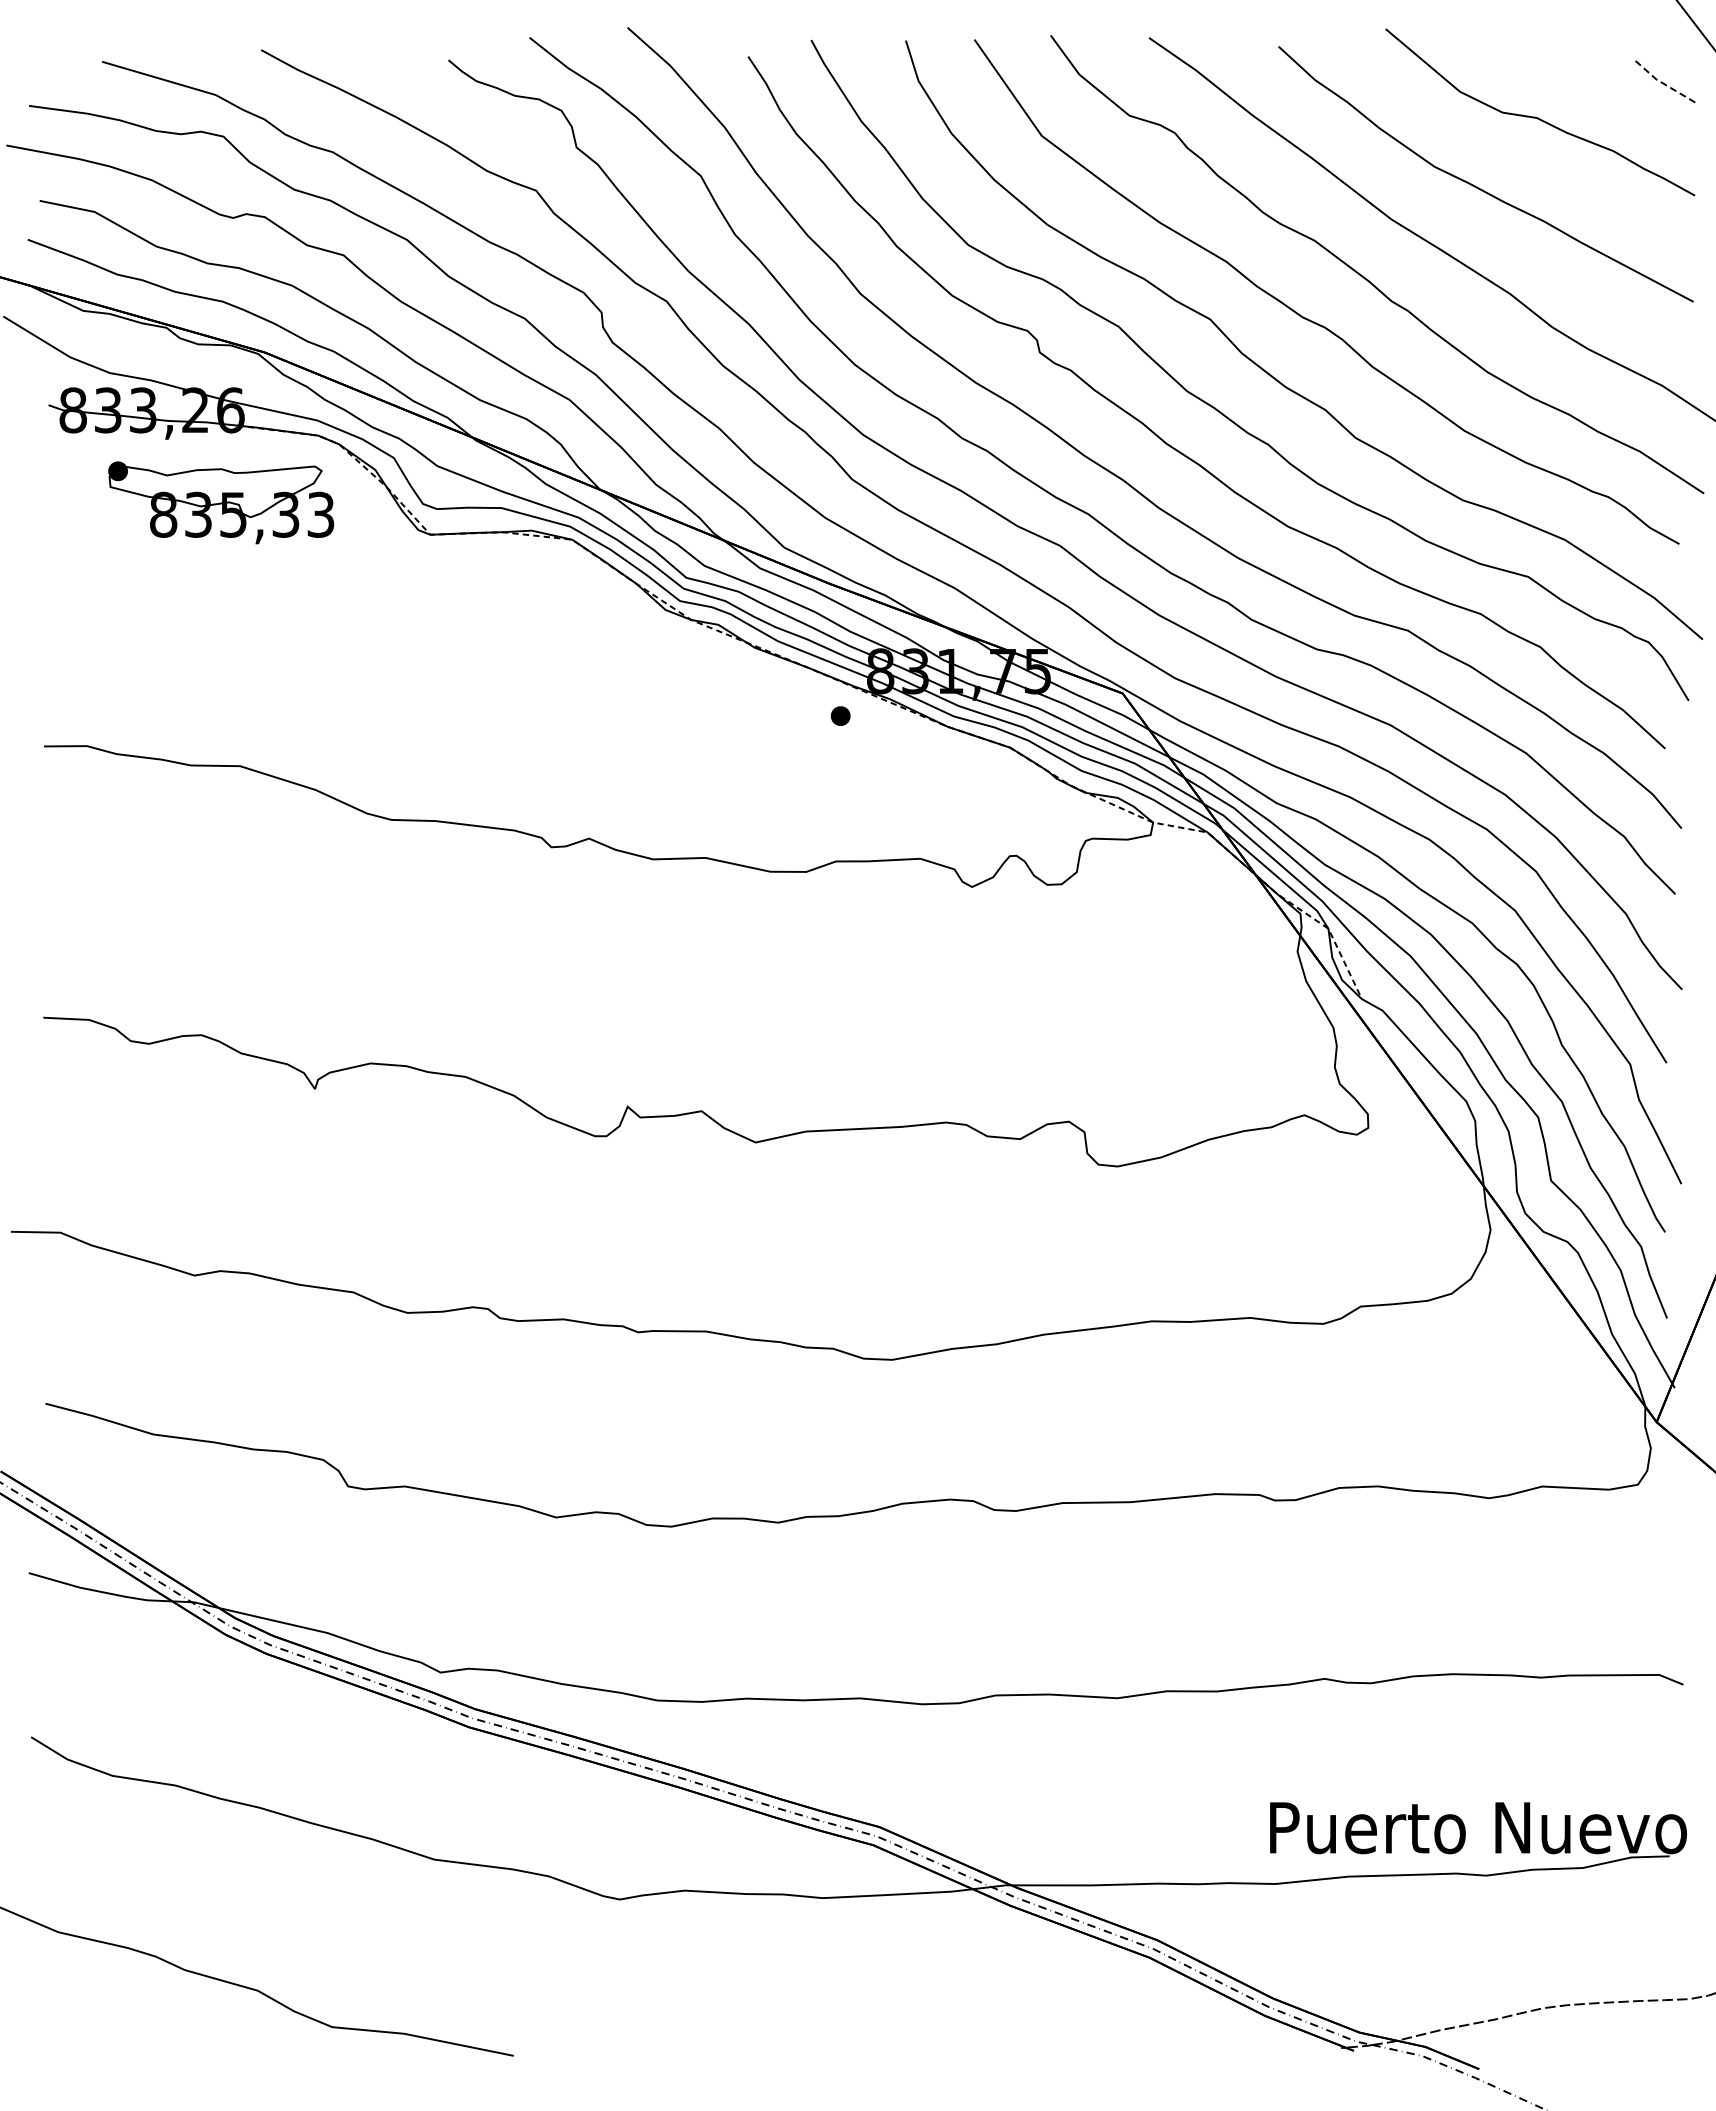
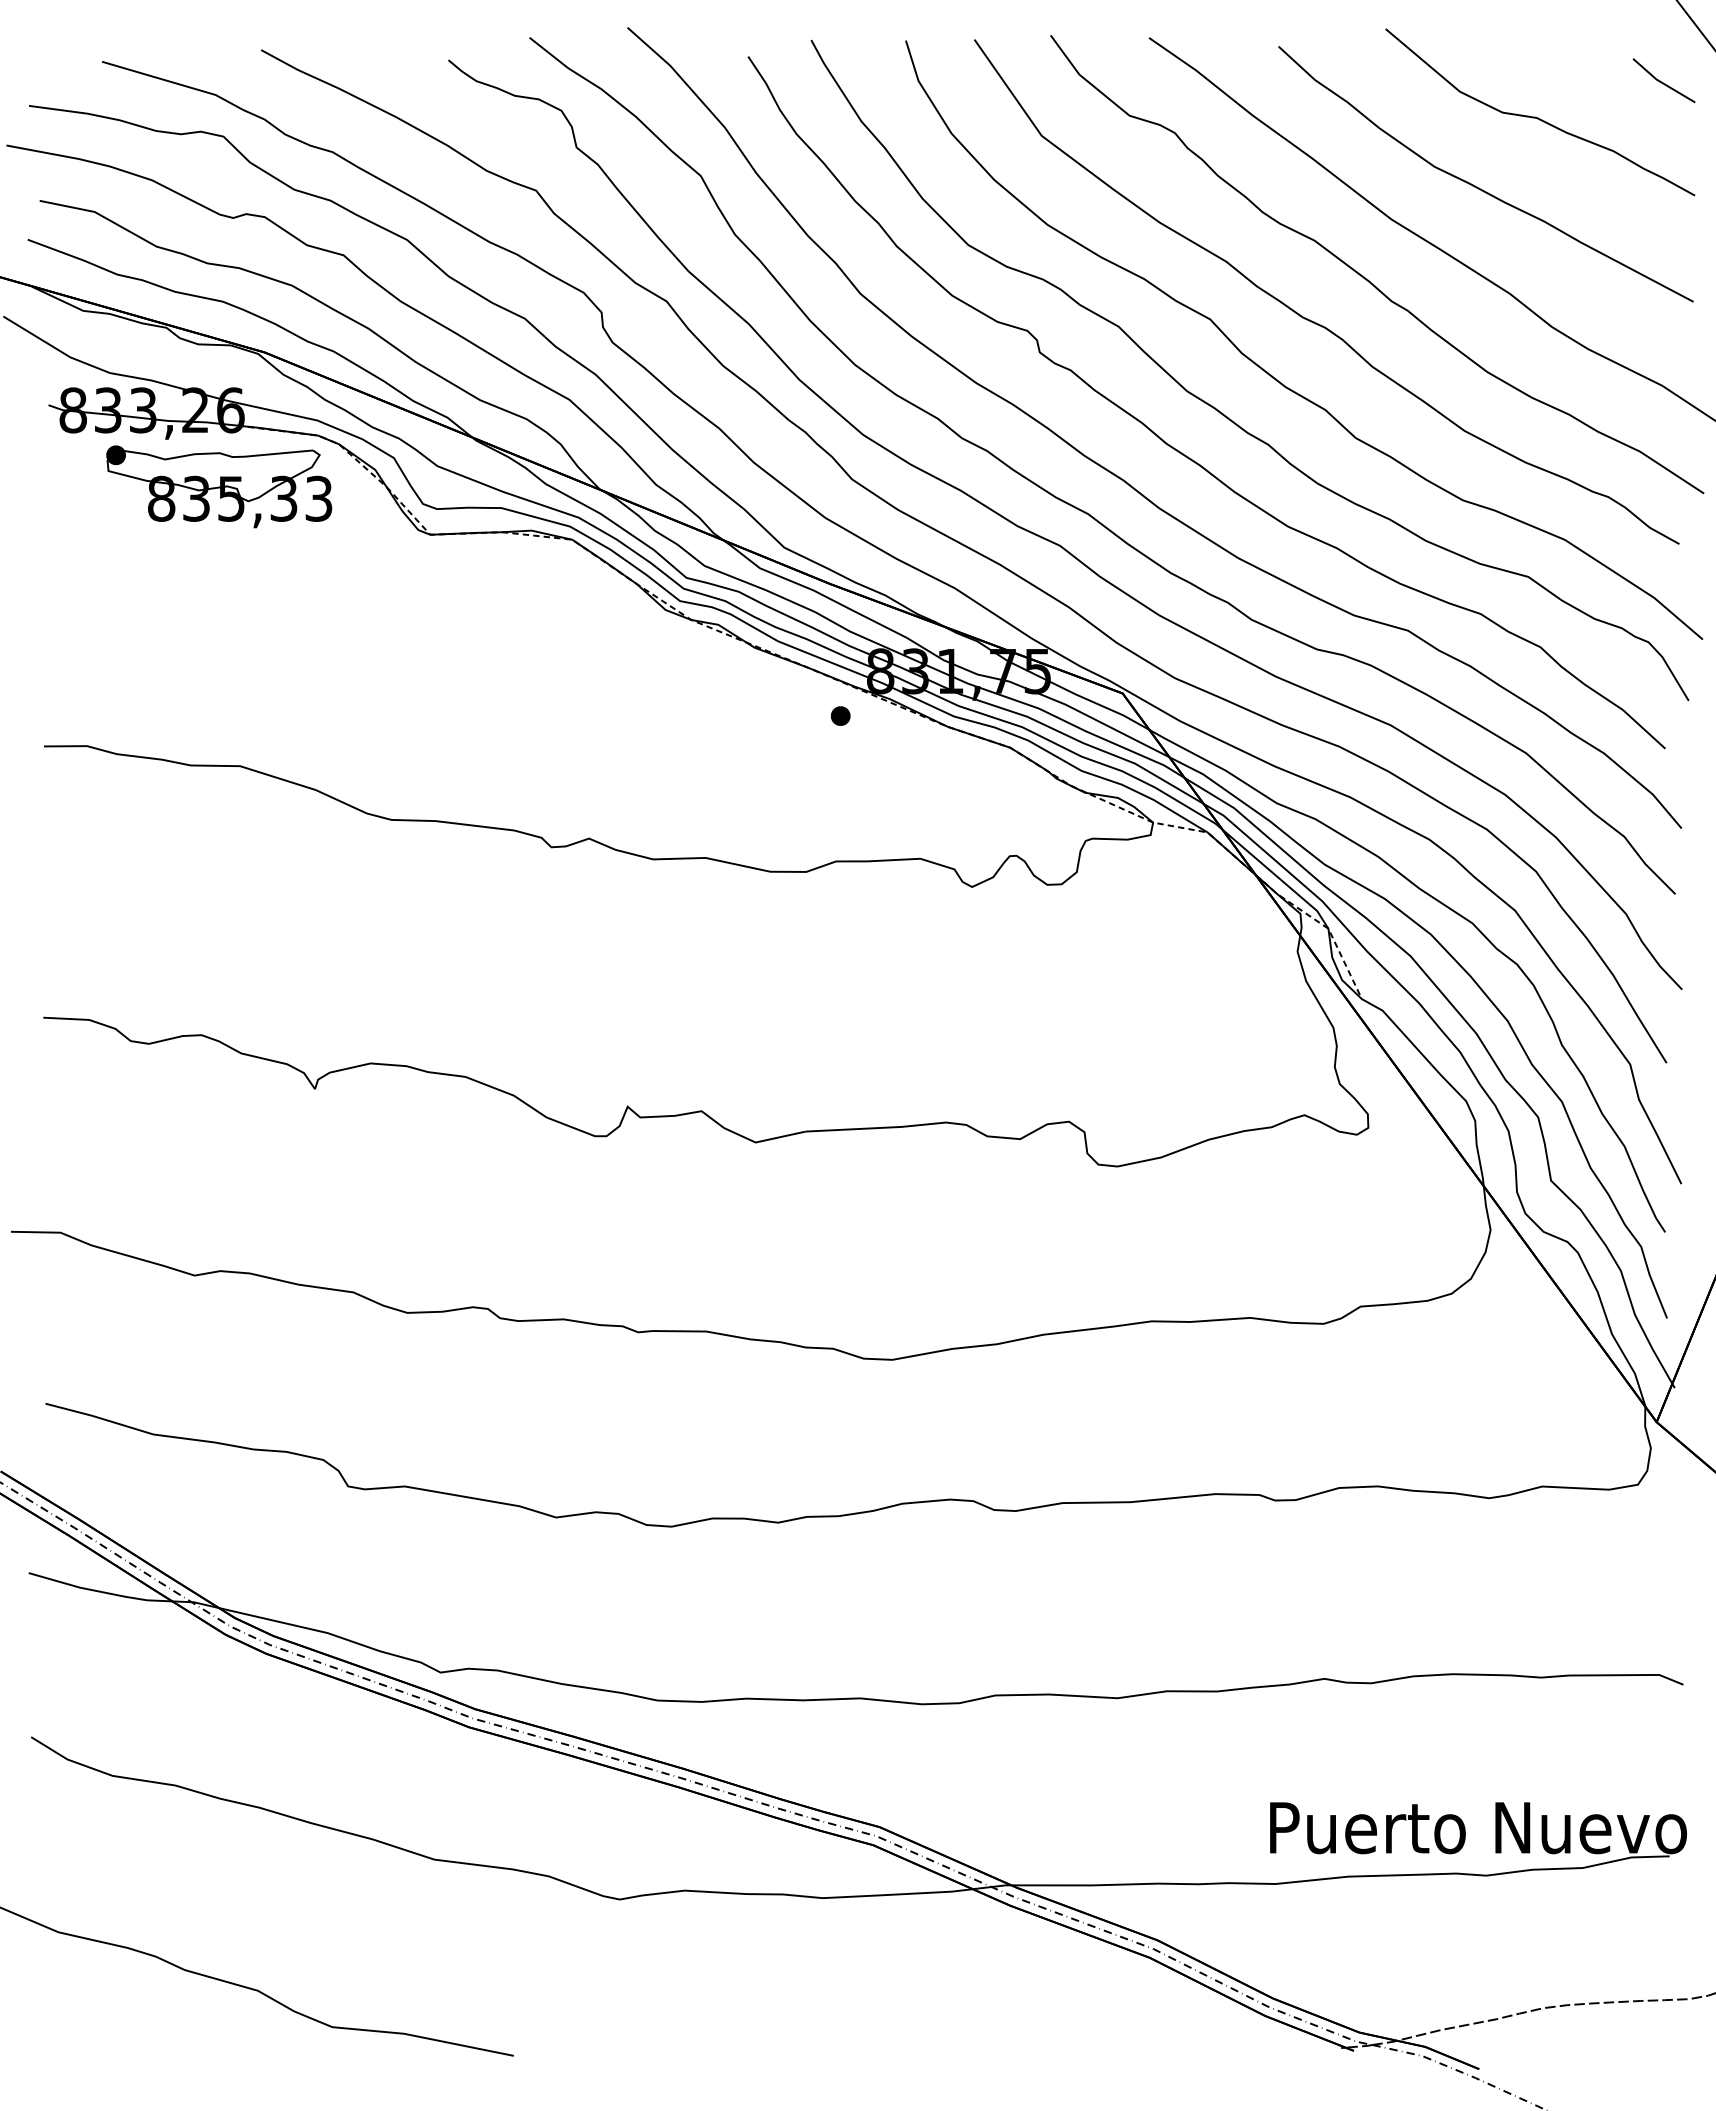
line: dashed -> solid (1661, 82)
part position: (221, 502) -> (219, 486) (219, 486)
